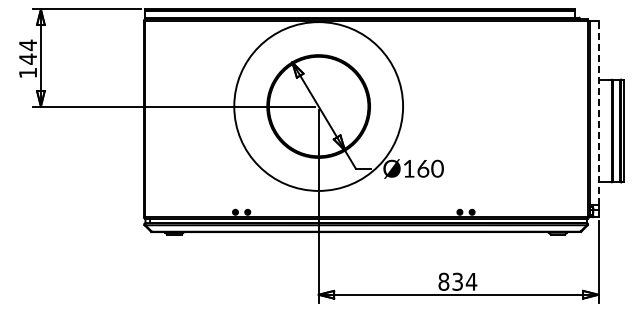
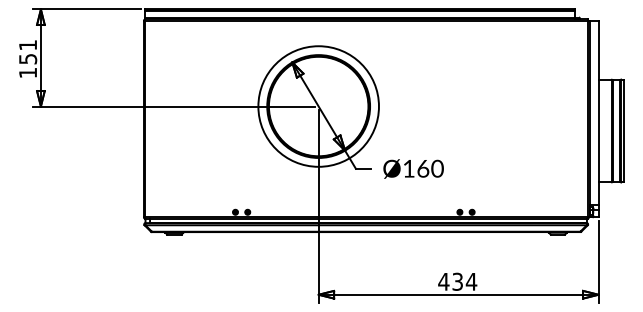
text: 144 -> 151 (28, 51)
circle diameter: 169 px -> 121 px (318, 106)
line: dashed -> solid (598, 112)
text: 834 -> 434 (443, 281)
